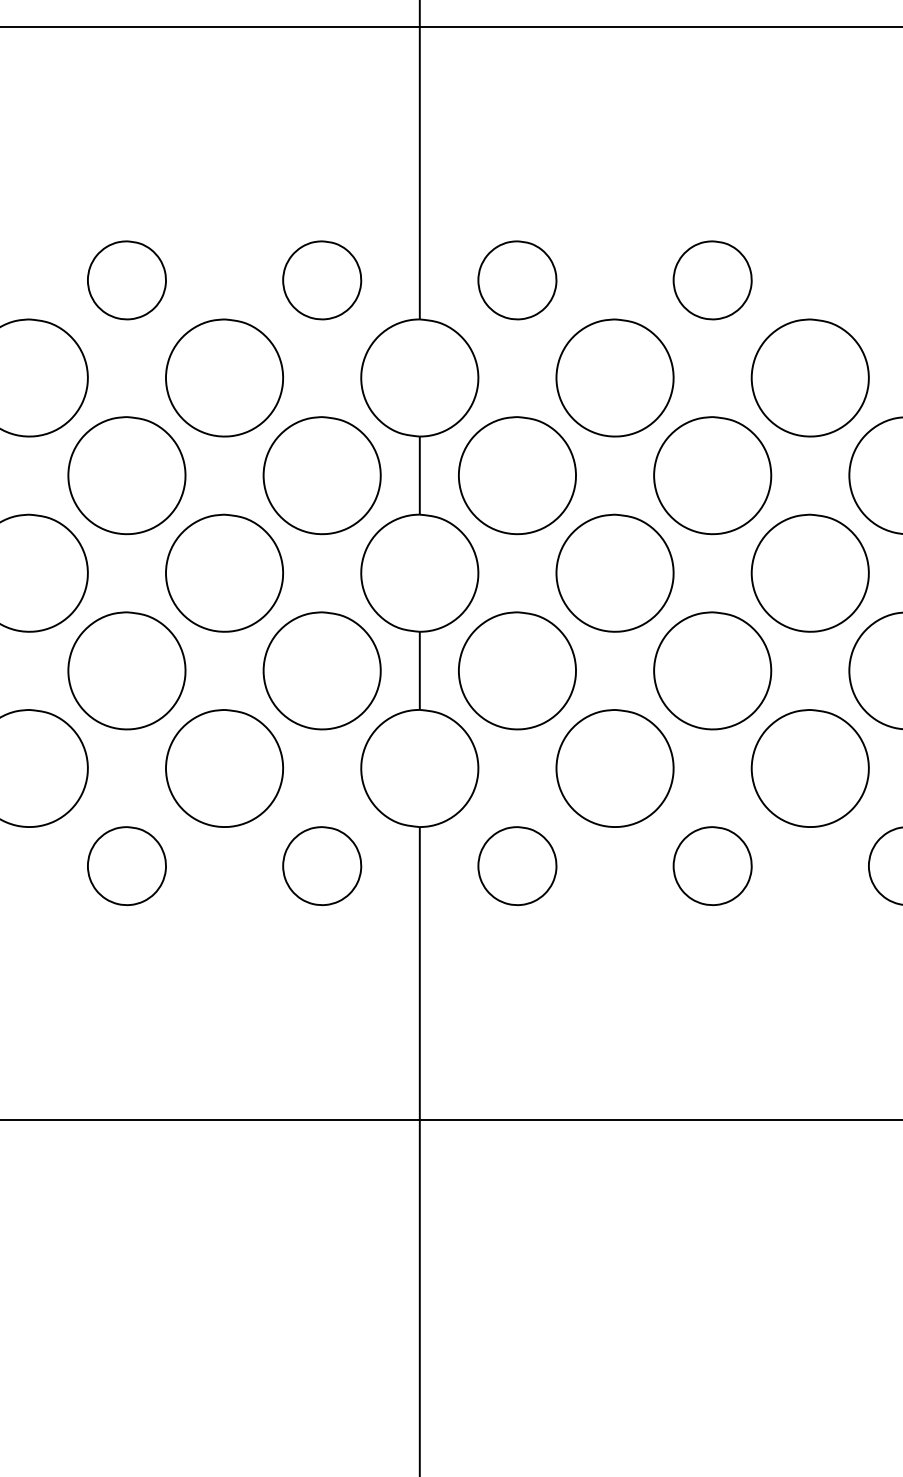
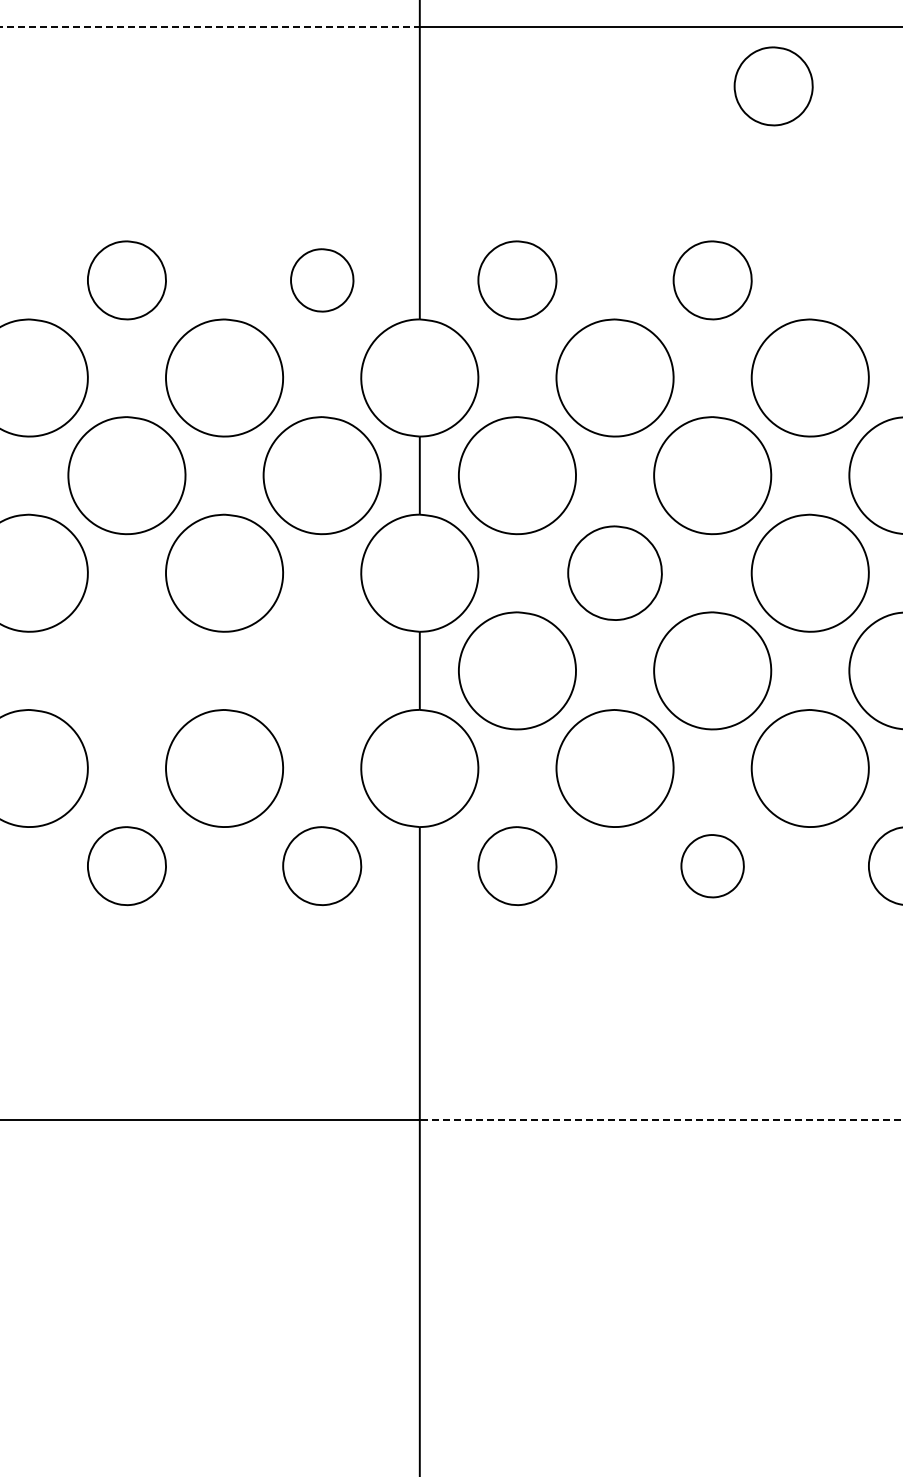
line: solid -> dashed (210, 26)
part: none -> present (773, 86)
part size: 81x81 px -> 65x65 px (322, 280)
part size: 120x120 px -> 96x96 px (614, 572)
part: present -> none (126, 670)
part: present -> none (321, 670)
part size: 81x81 px -> 65x65 px (712, 866)
line: solid -> dashed (660, 1119)
